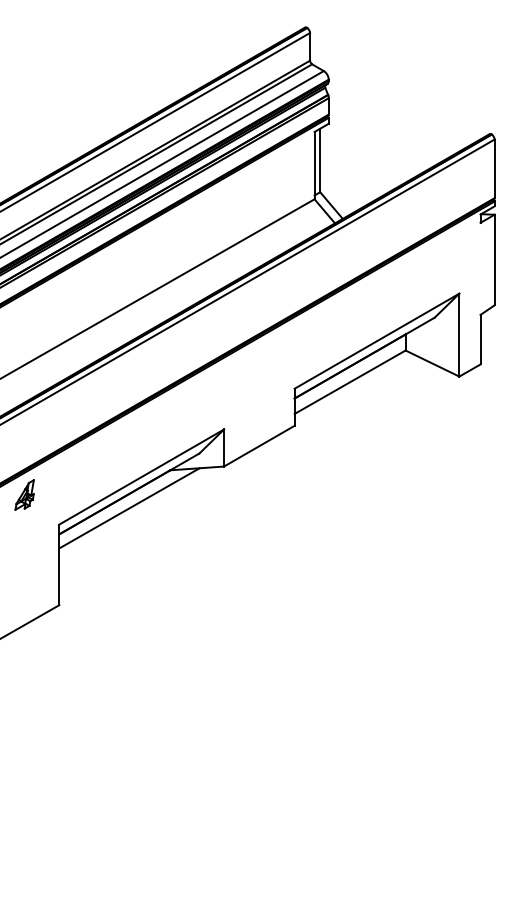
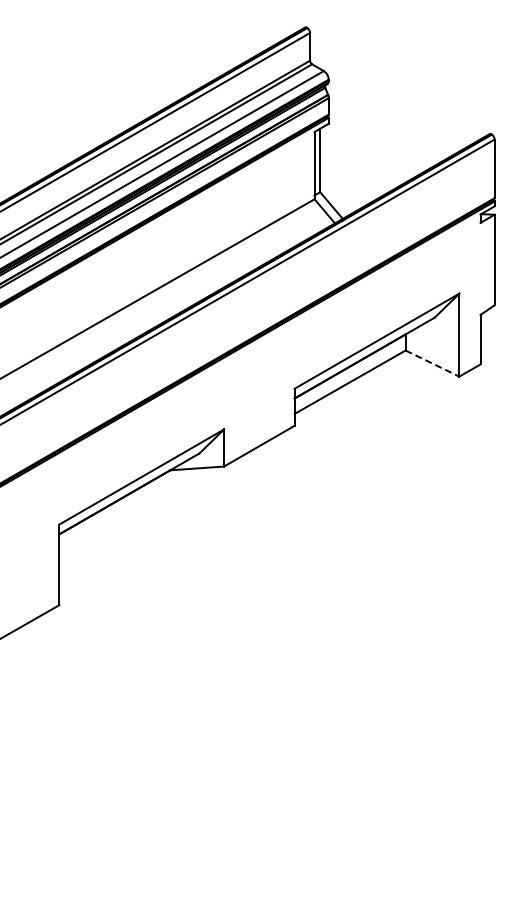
line: solid -> dashed (432, 363)
part: present -> none (24, 494)
line: present -> none (129, 508)
